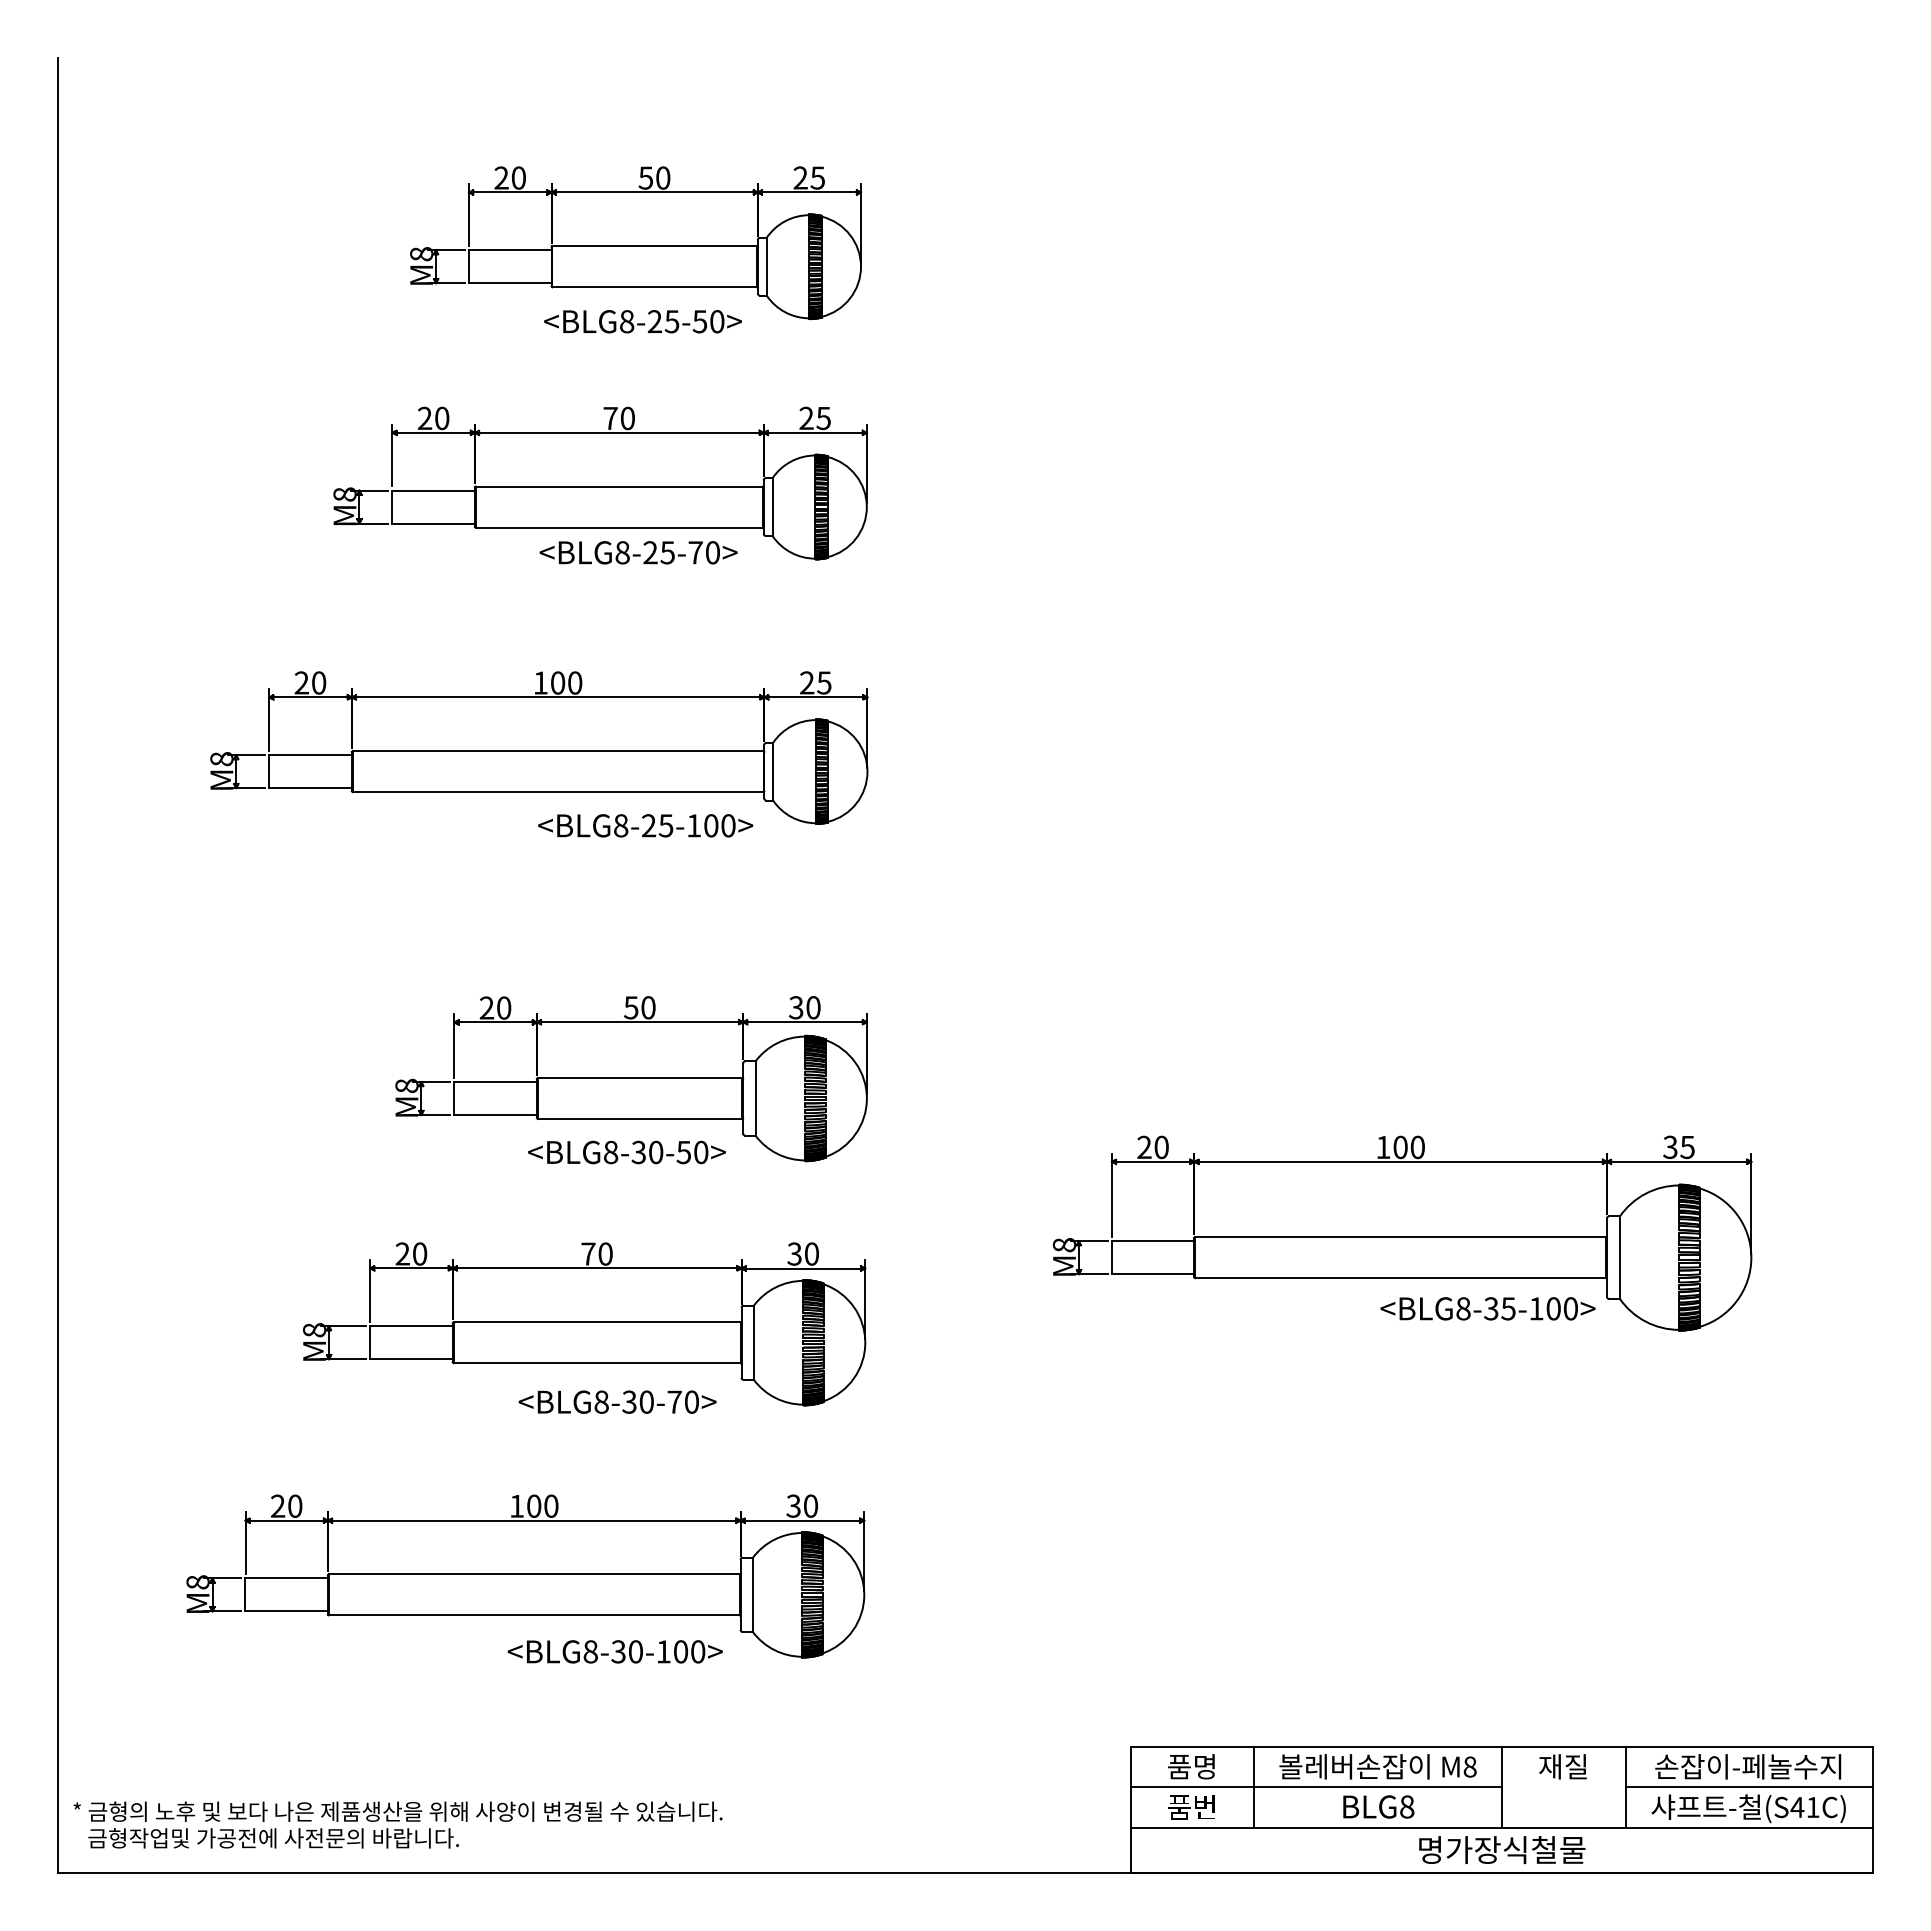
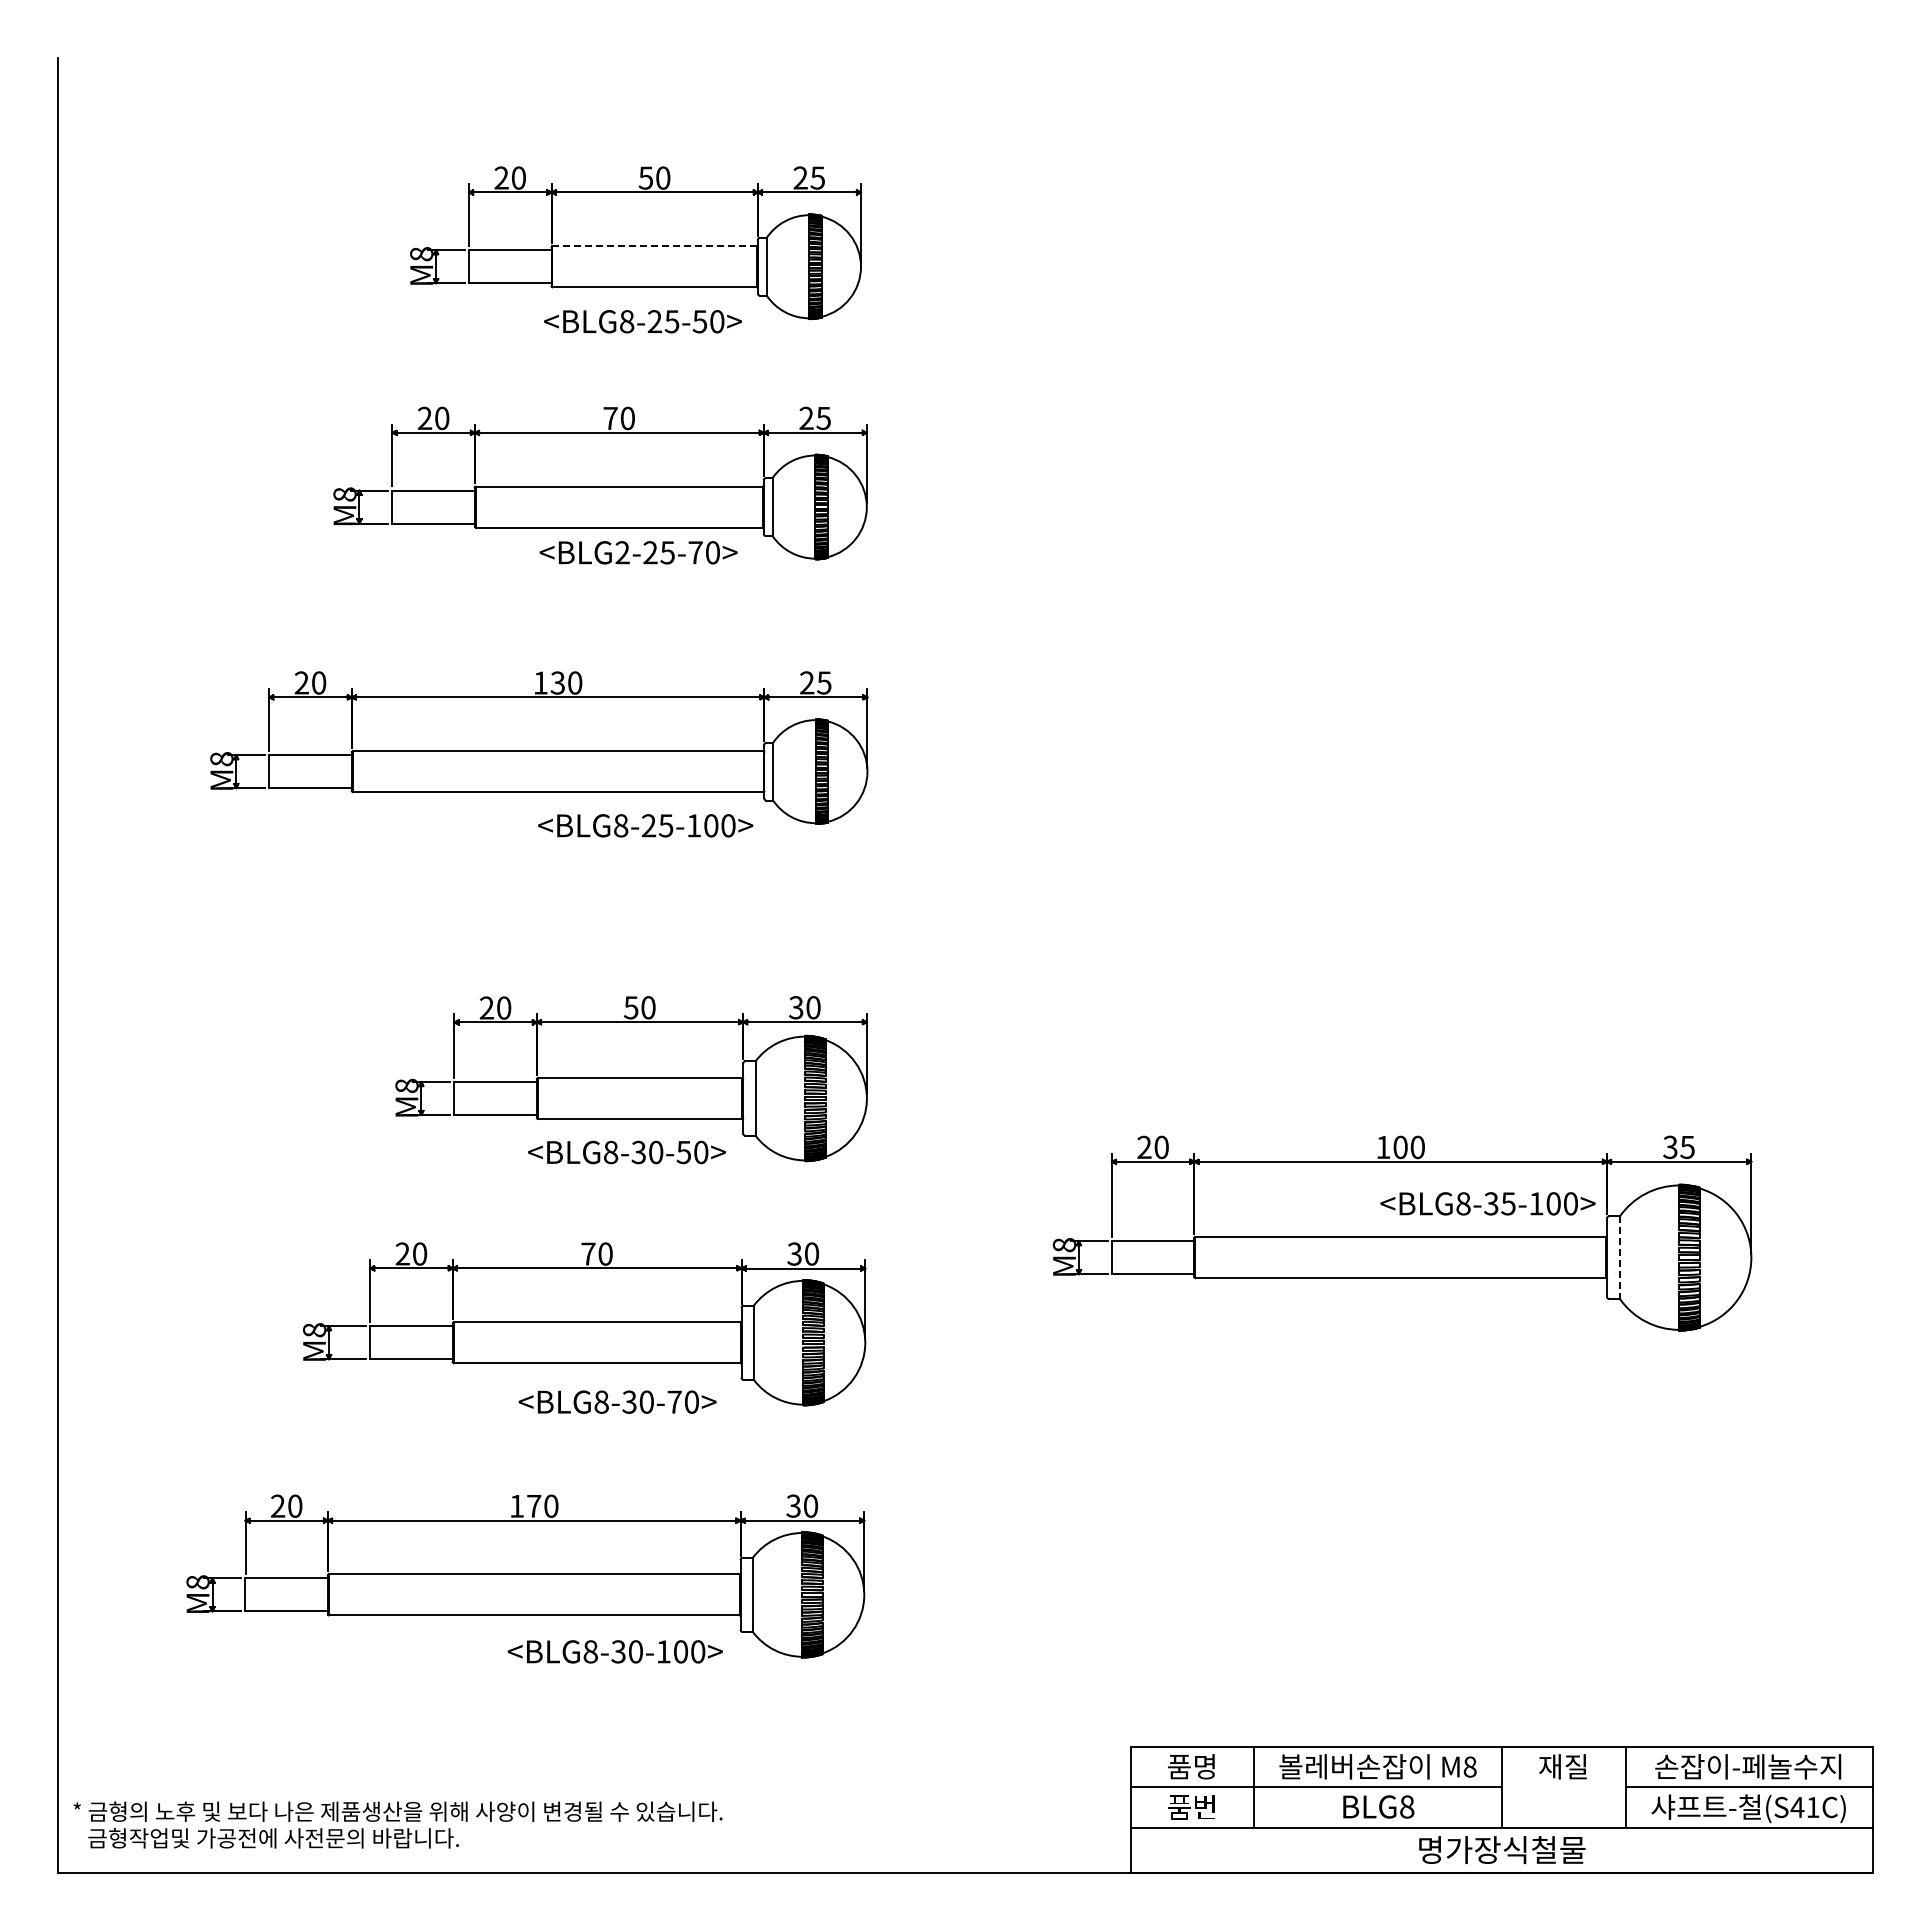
line: solid -> dashed (655, 246)
text: <BLG8-25-70> -> <BLG2-25-70> (622, 552)
text: 100 -> 130 (557, 682)
line: solid -> dashed (1619, 1258)
text position: (1487, 1308) -> (1487, 1203) (1487, 1203)
text: 100 -> 170 (534, 1505)
